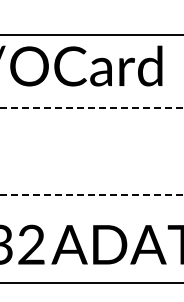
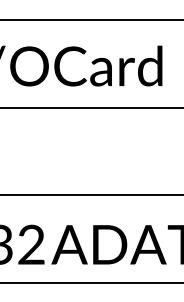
line position: (91, 35) -> (91, 20) (91, 20)
line: dashed -> solid (92, 107)
line: dashed -> solid (92, 195)
